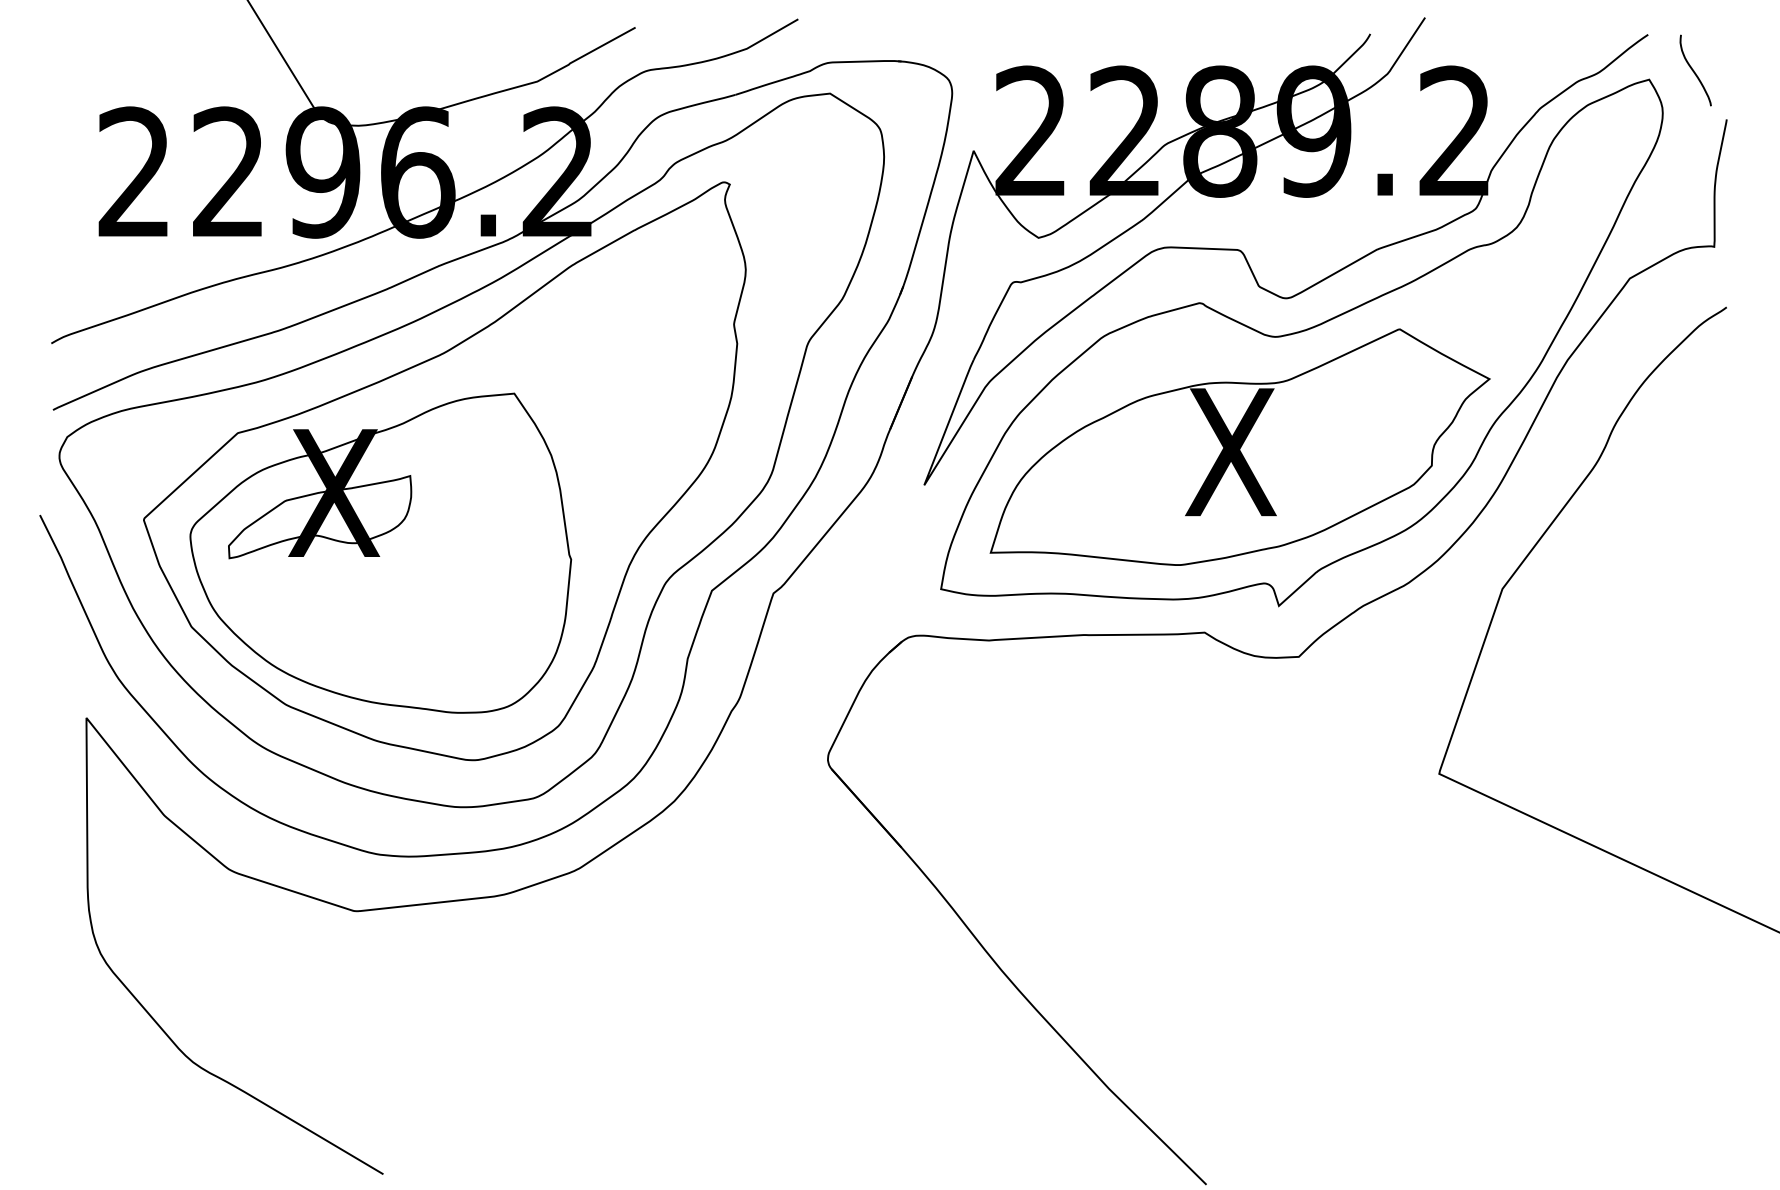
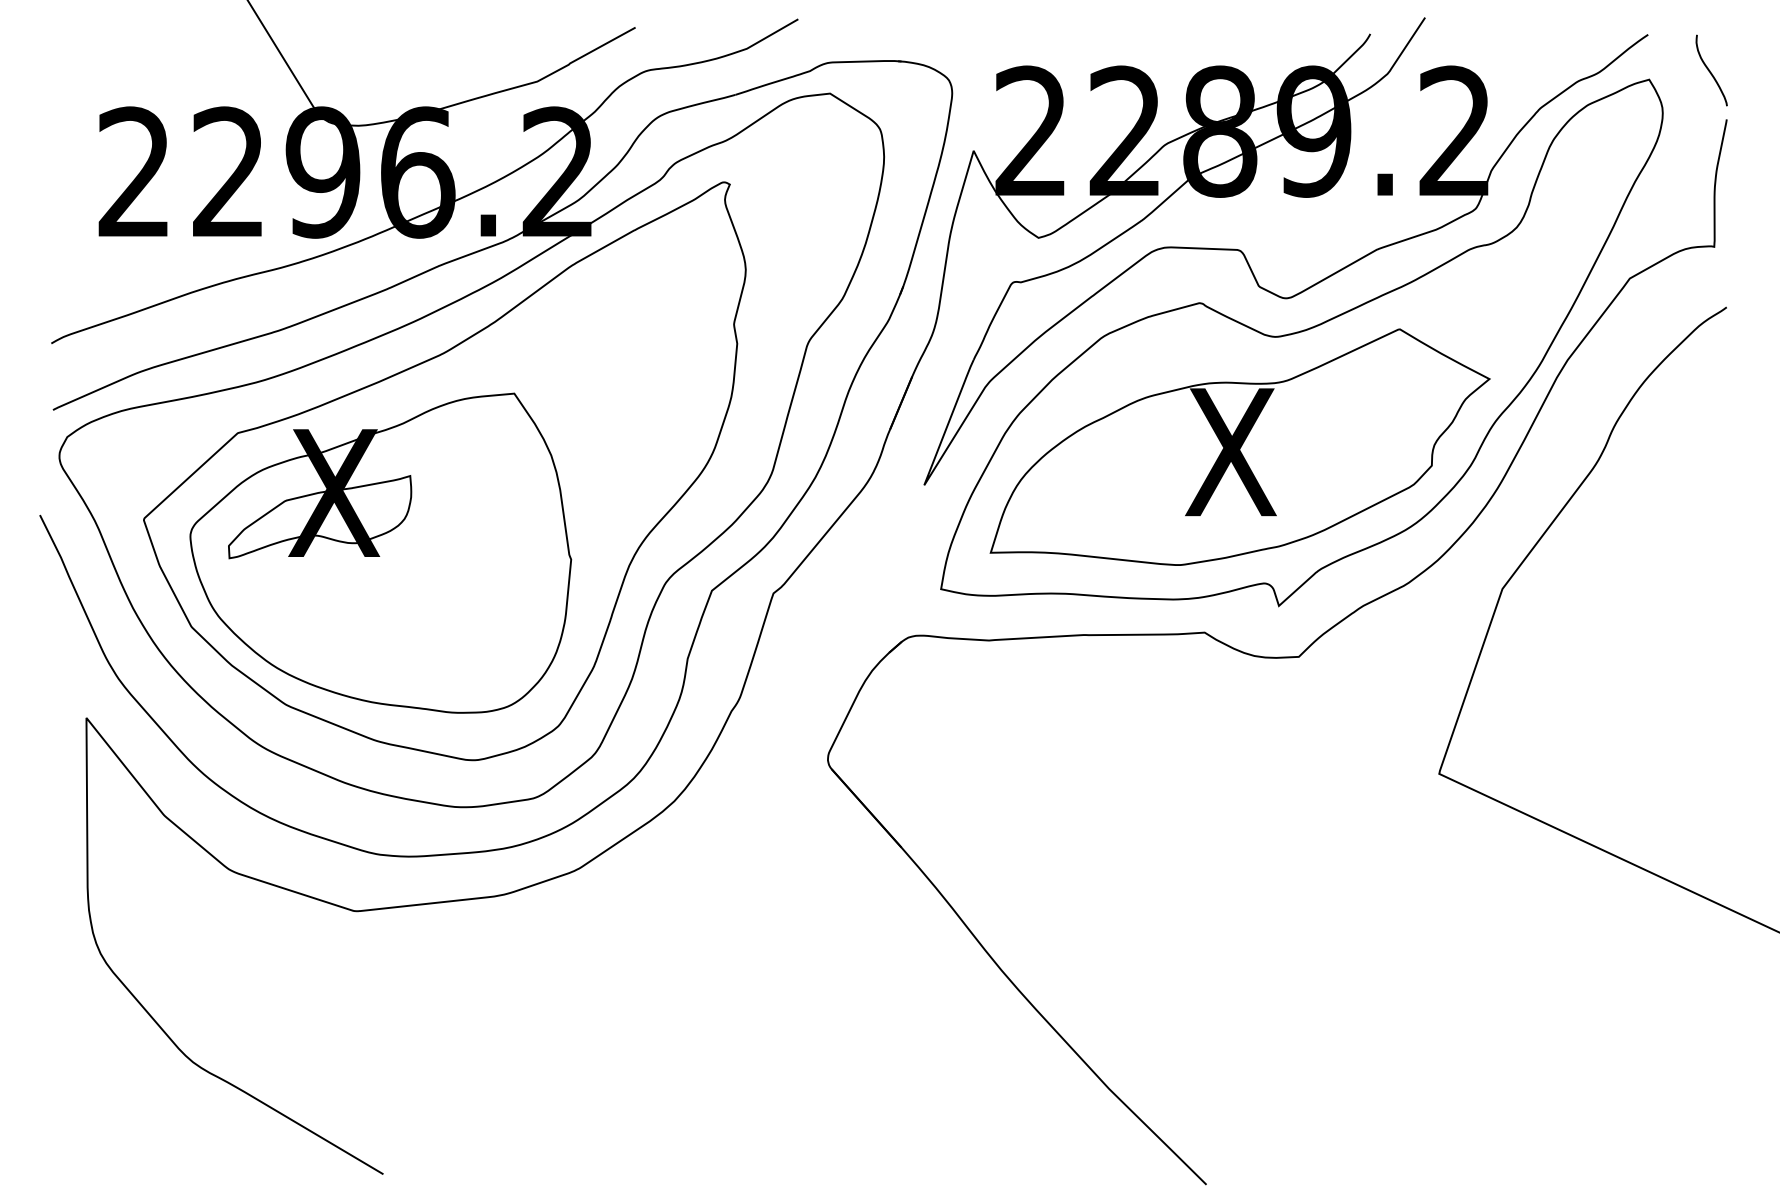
curve position: (1694, 70) -> (1710, 70) (1710, 70)
